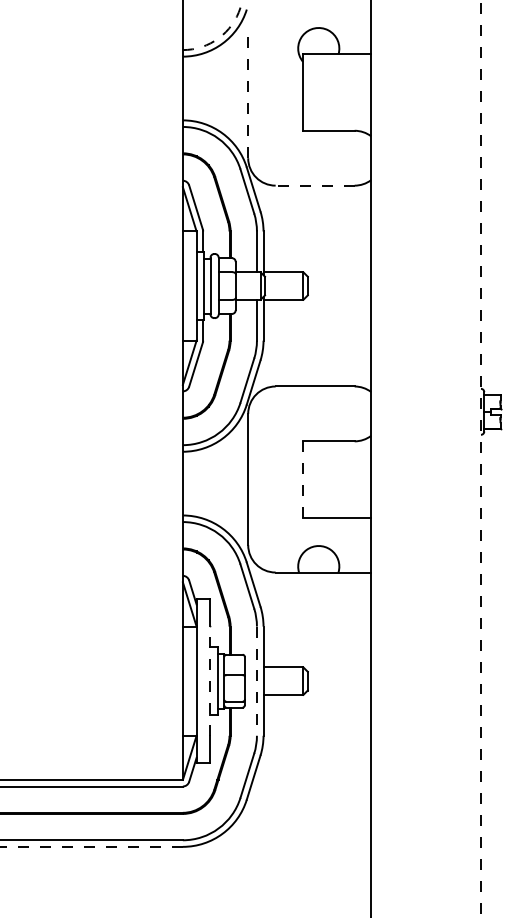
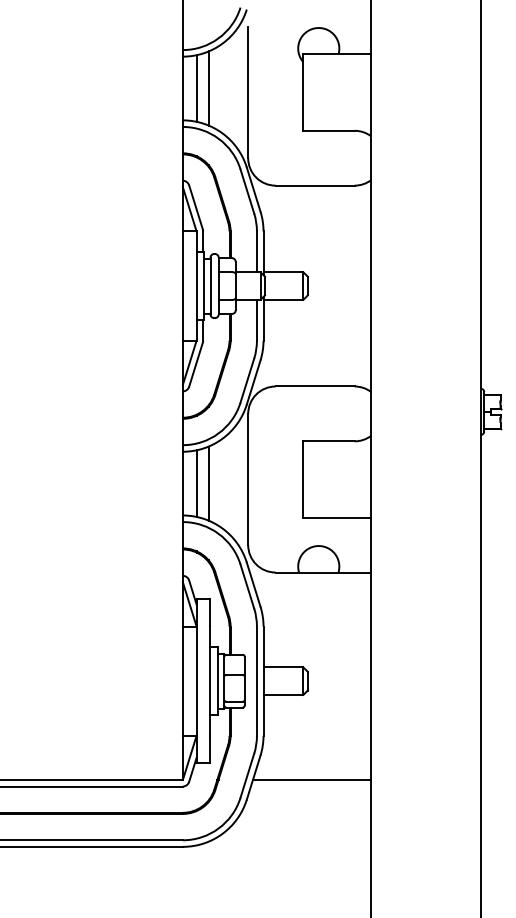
arc: dashed -> solid (218, 38)
line: none -> present (196, 88)
line: none -> present (208, 88)
line: dashed -> solid (248, 92)
line: dashed -> solid (315, 185)
line: dashed -> solid (480, 459)
line: dashed -> solid (303, 480)
line: none -> present (196, 483)
line: none -> present (208, 483)
line: dashed -> solid (210, 681)
line: dashed -> solid (256, 681)
line: none -> present (311, 779)
line: dashed -> solid (92, 846)
